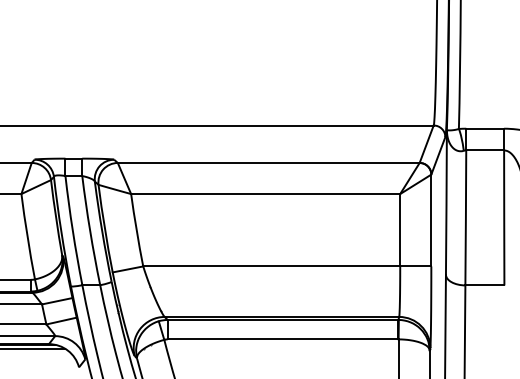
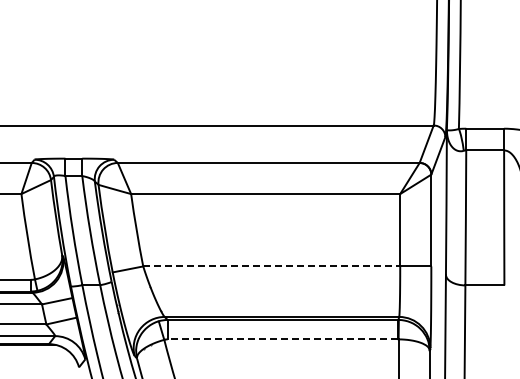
line: solid -> dashed (272, 266)
line: solid -> dashed (282, 339)
line: present -> none (33, 348)
